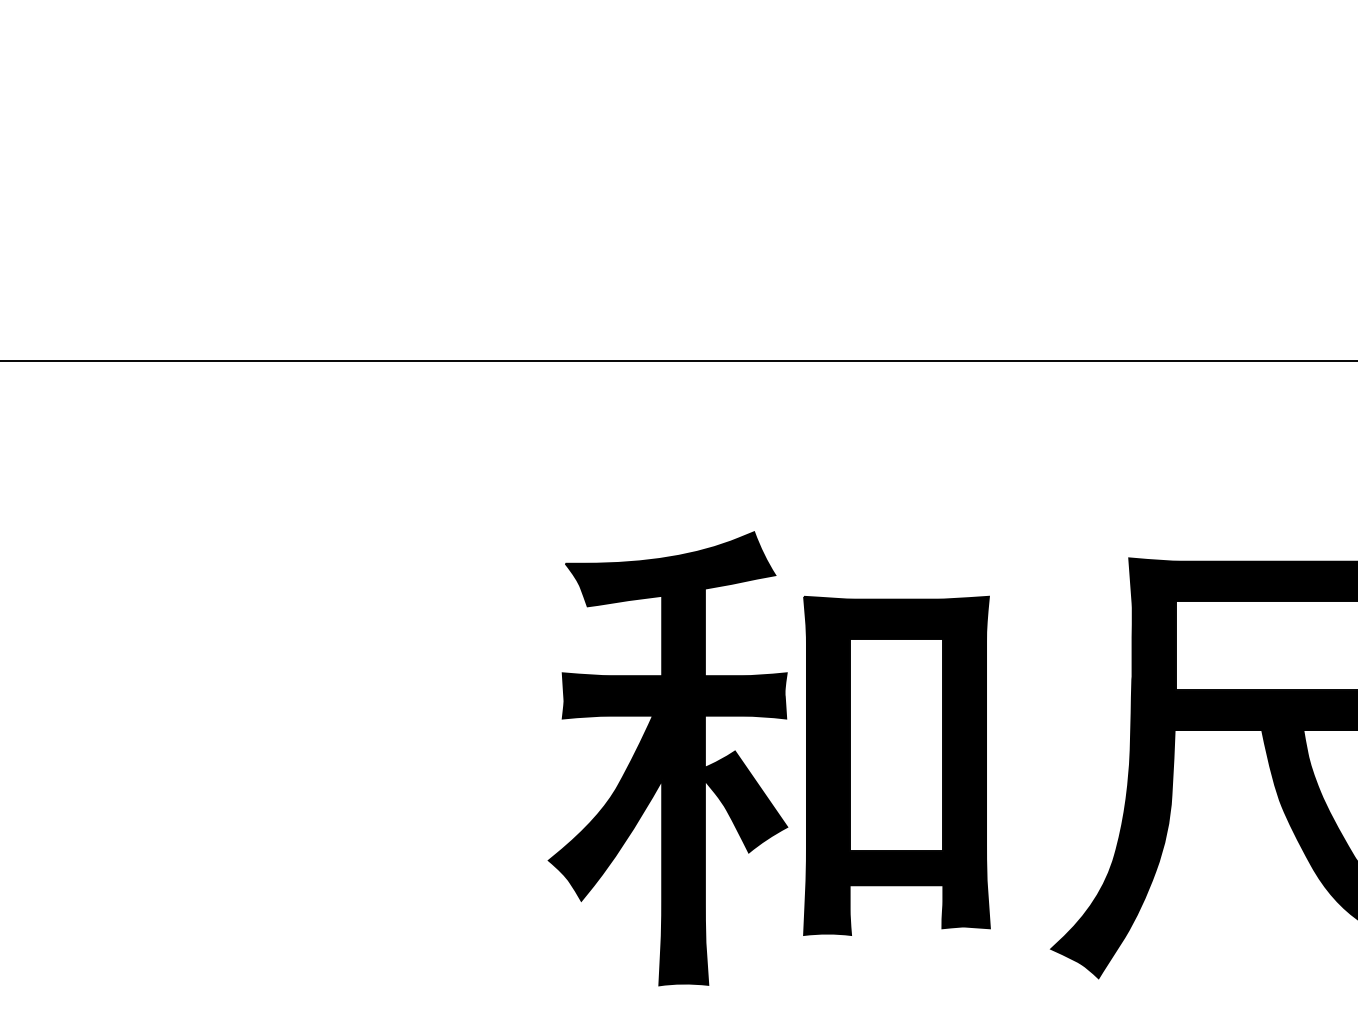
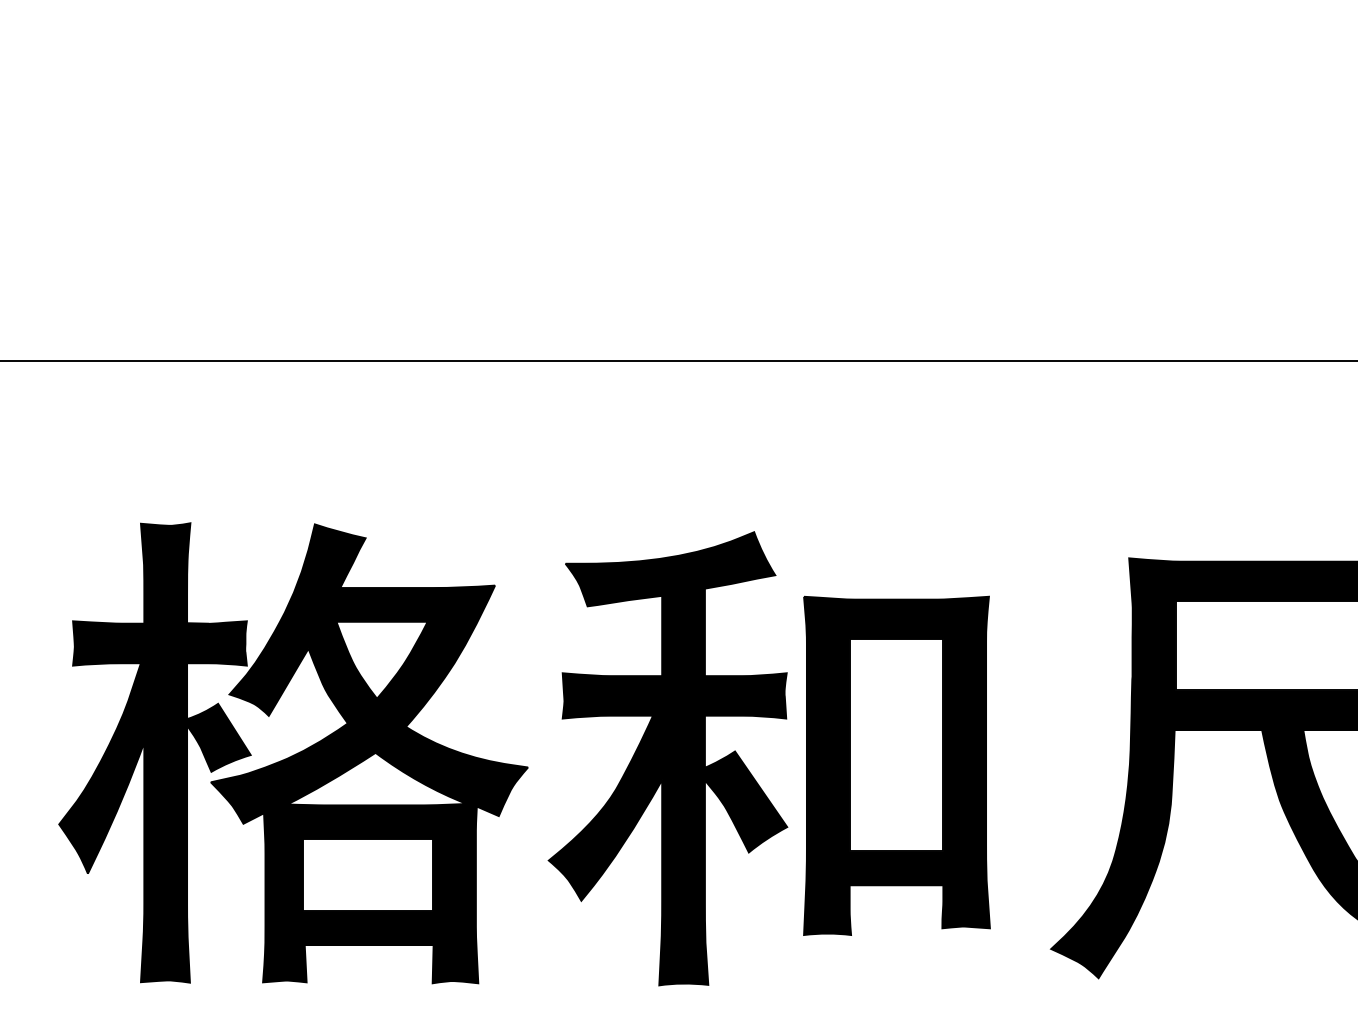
part: none -> present (293, 753)
